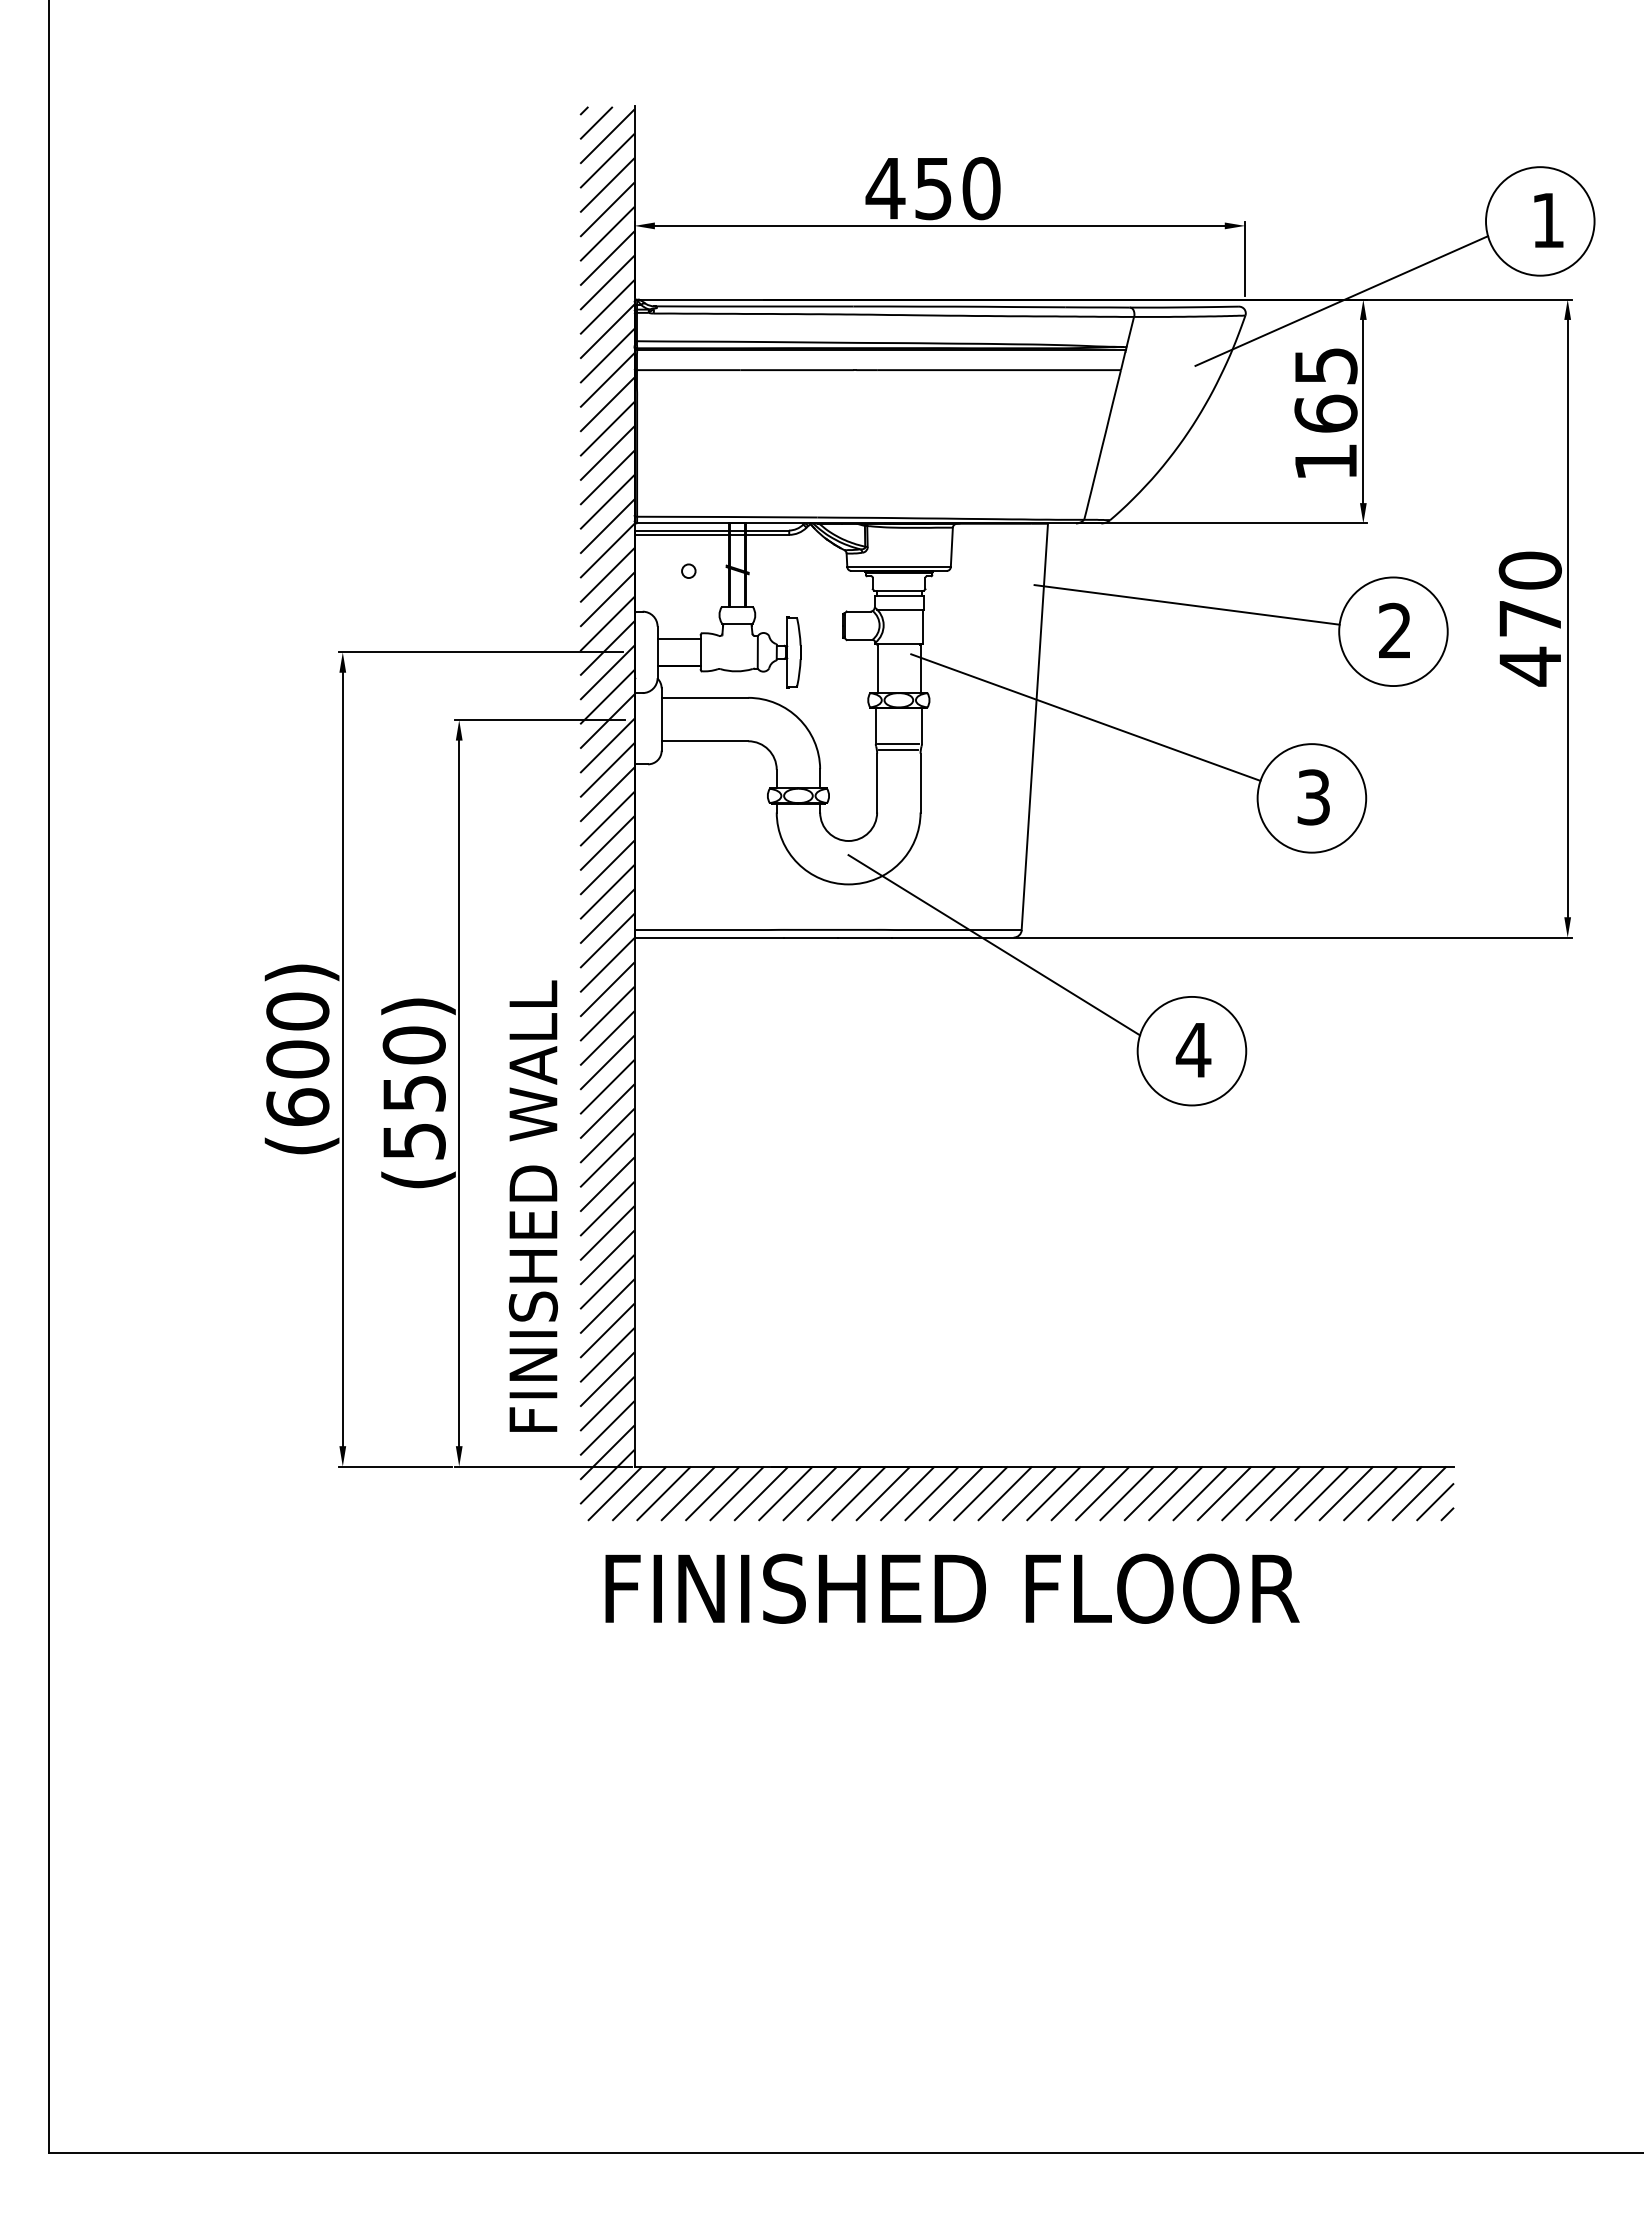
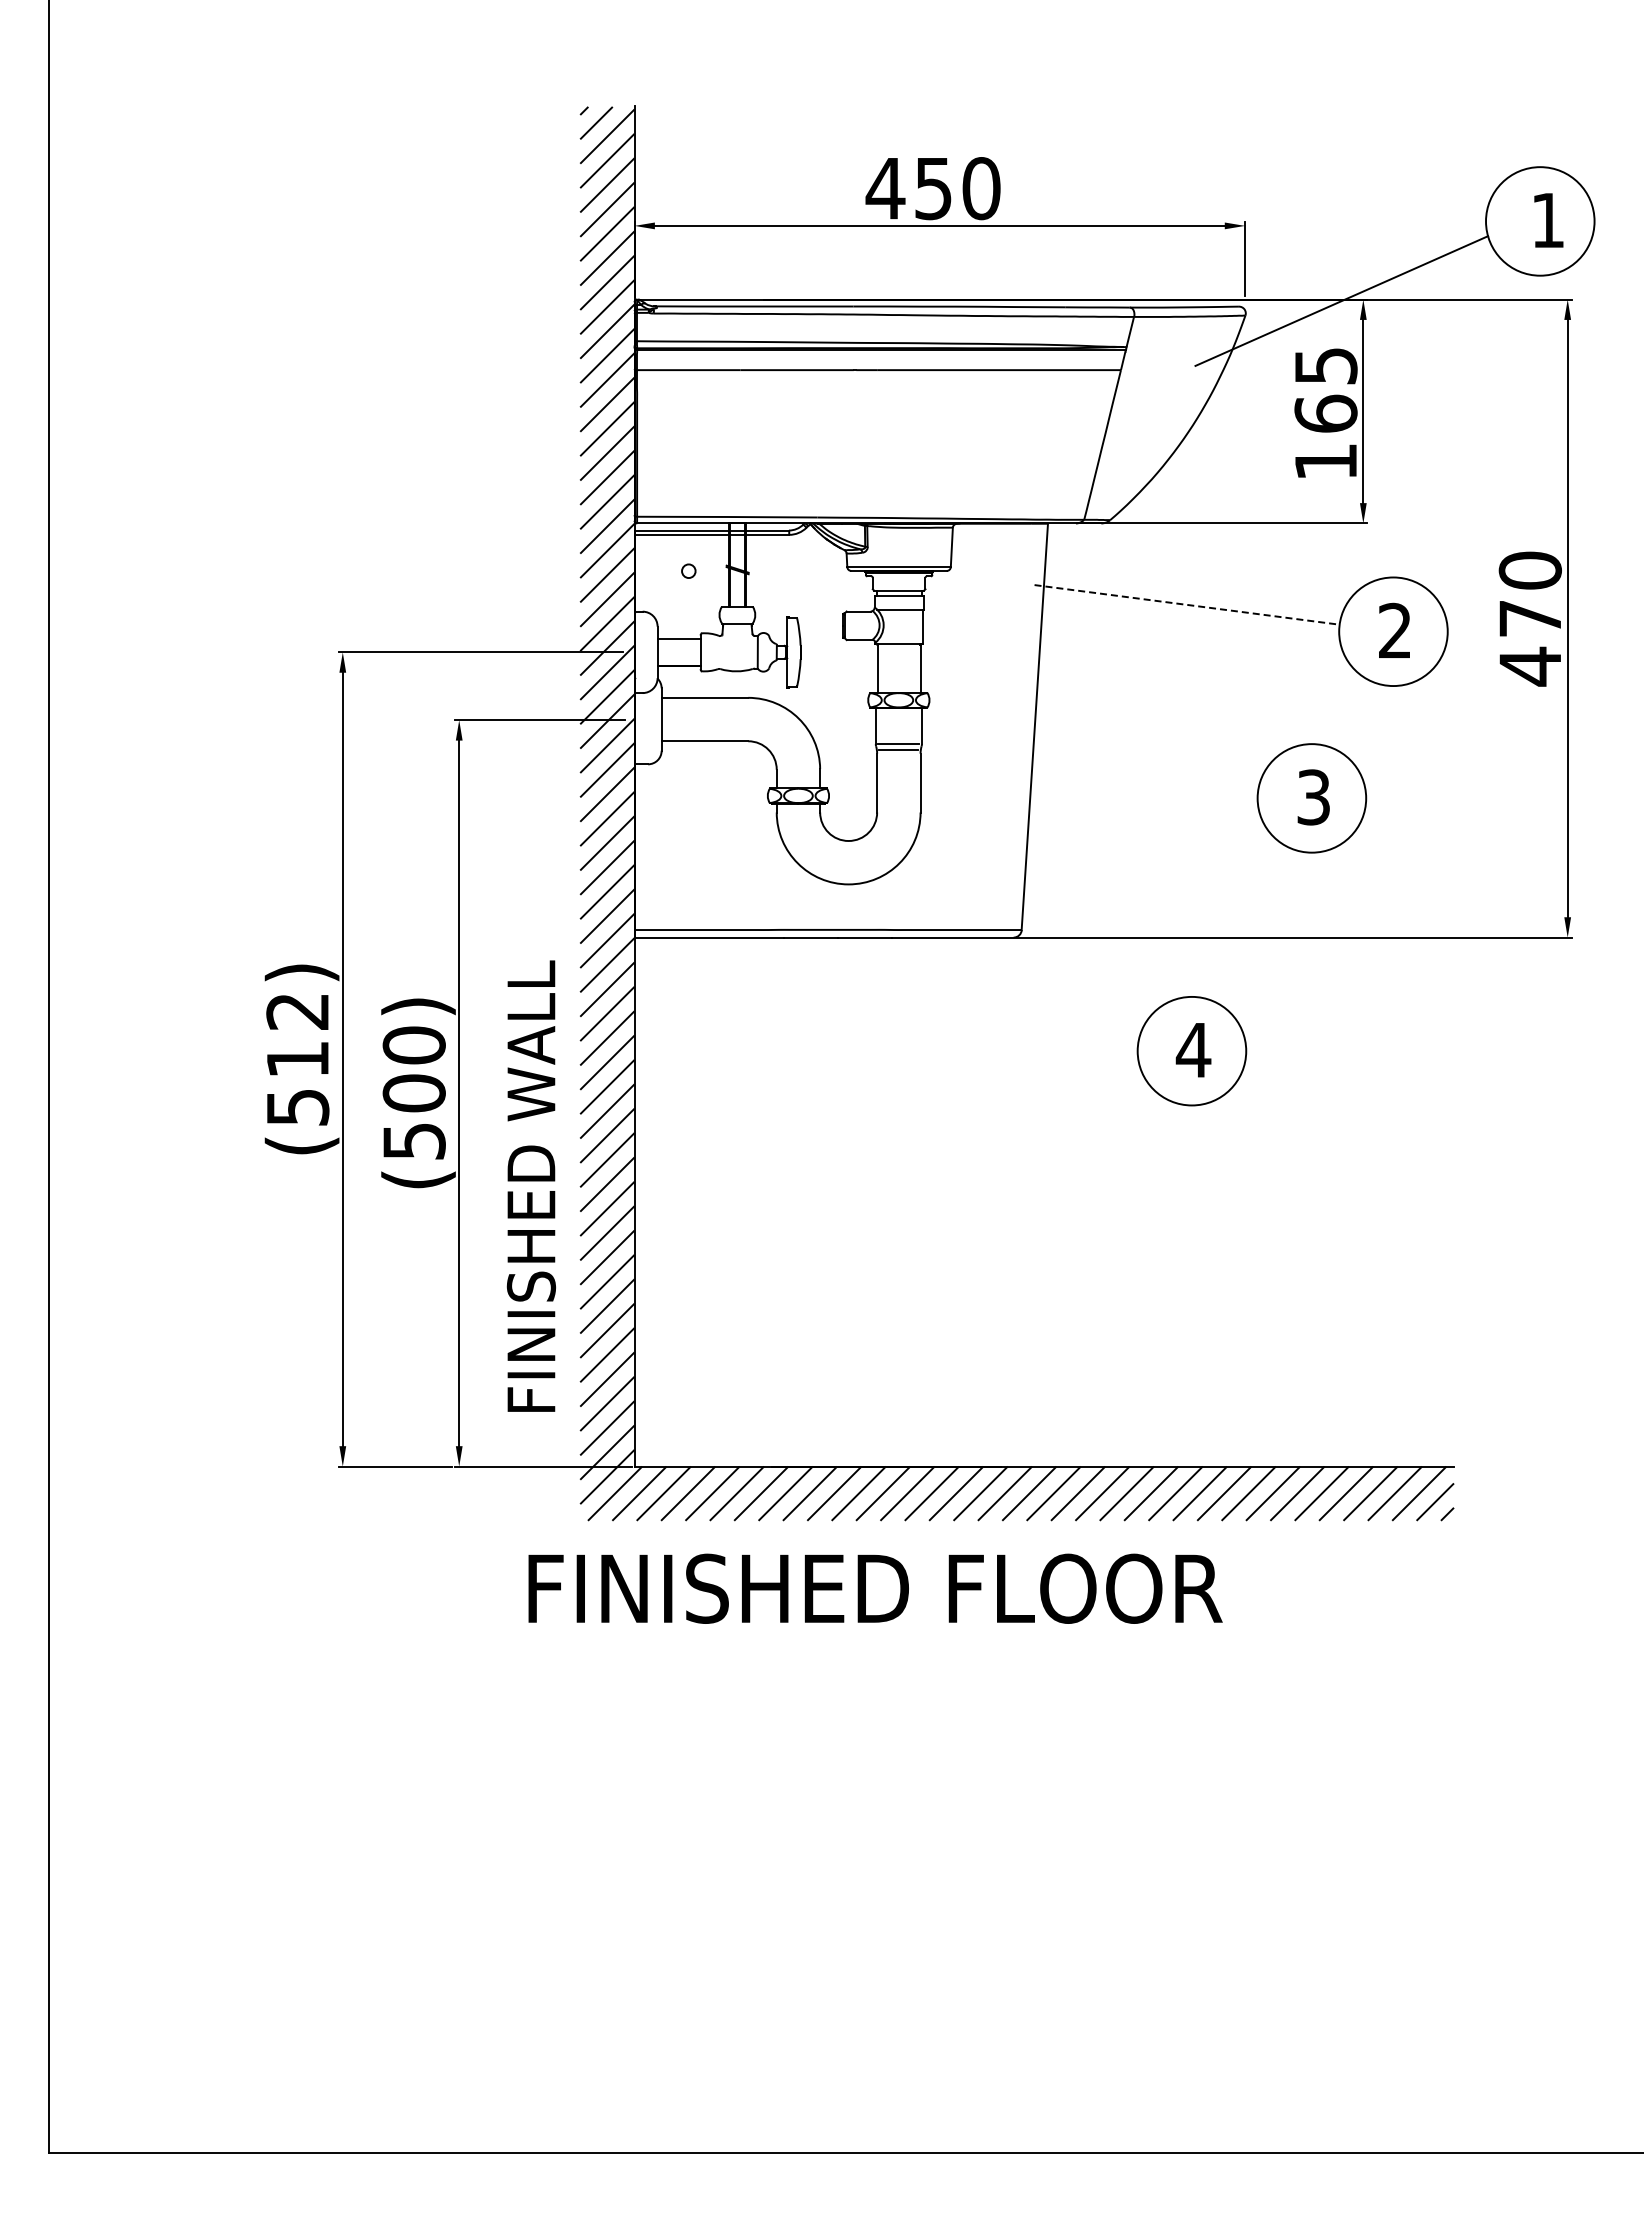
line: solid -> dashed (1187, 604)
line: present -> none (1085, 717)
line: present -> none (993, 945)
text: (600) -> (512) (297, 1058)
text: (550) -> (500) (413, 1093)
text position: (532, 1205) -> (530, 1185) (530, 1185)
text position: (952, 1588) -> (875, 1588) (875, 1588)
